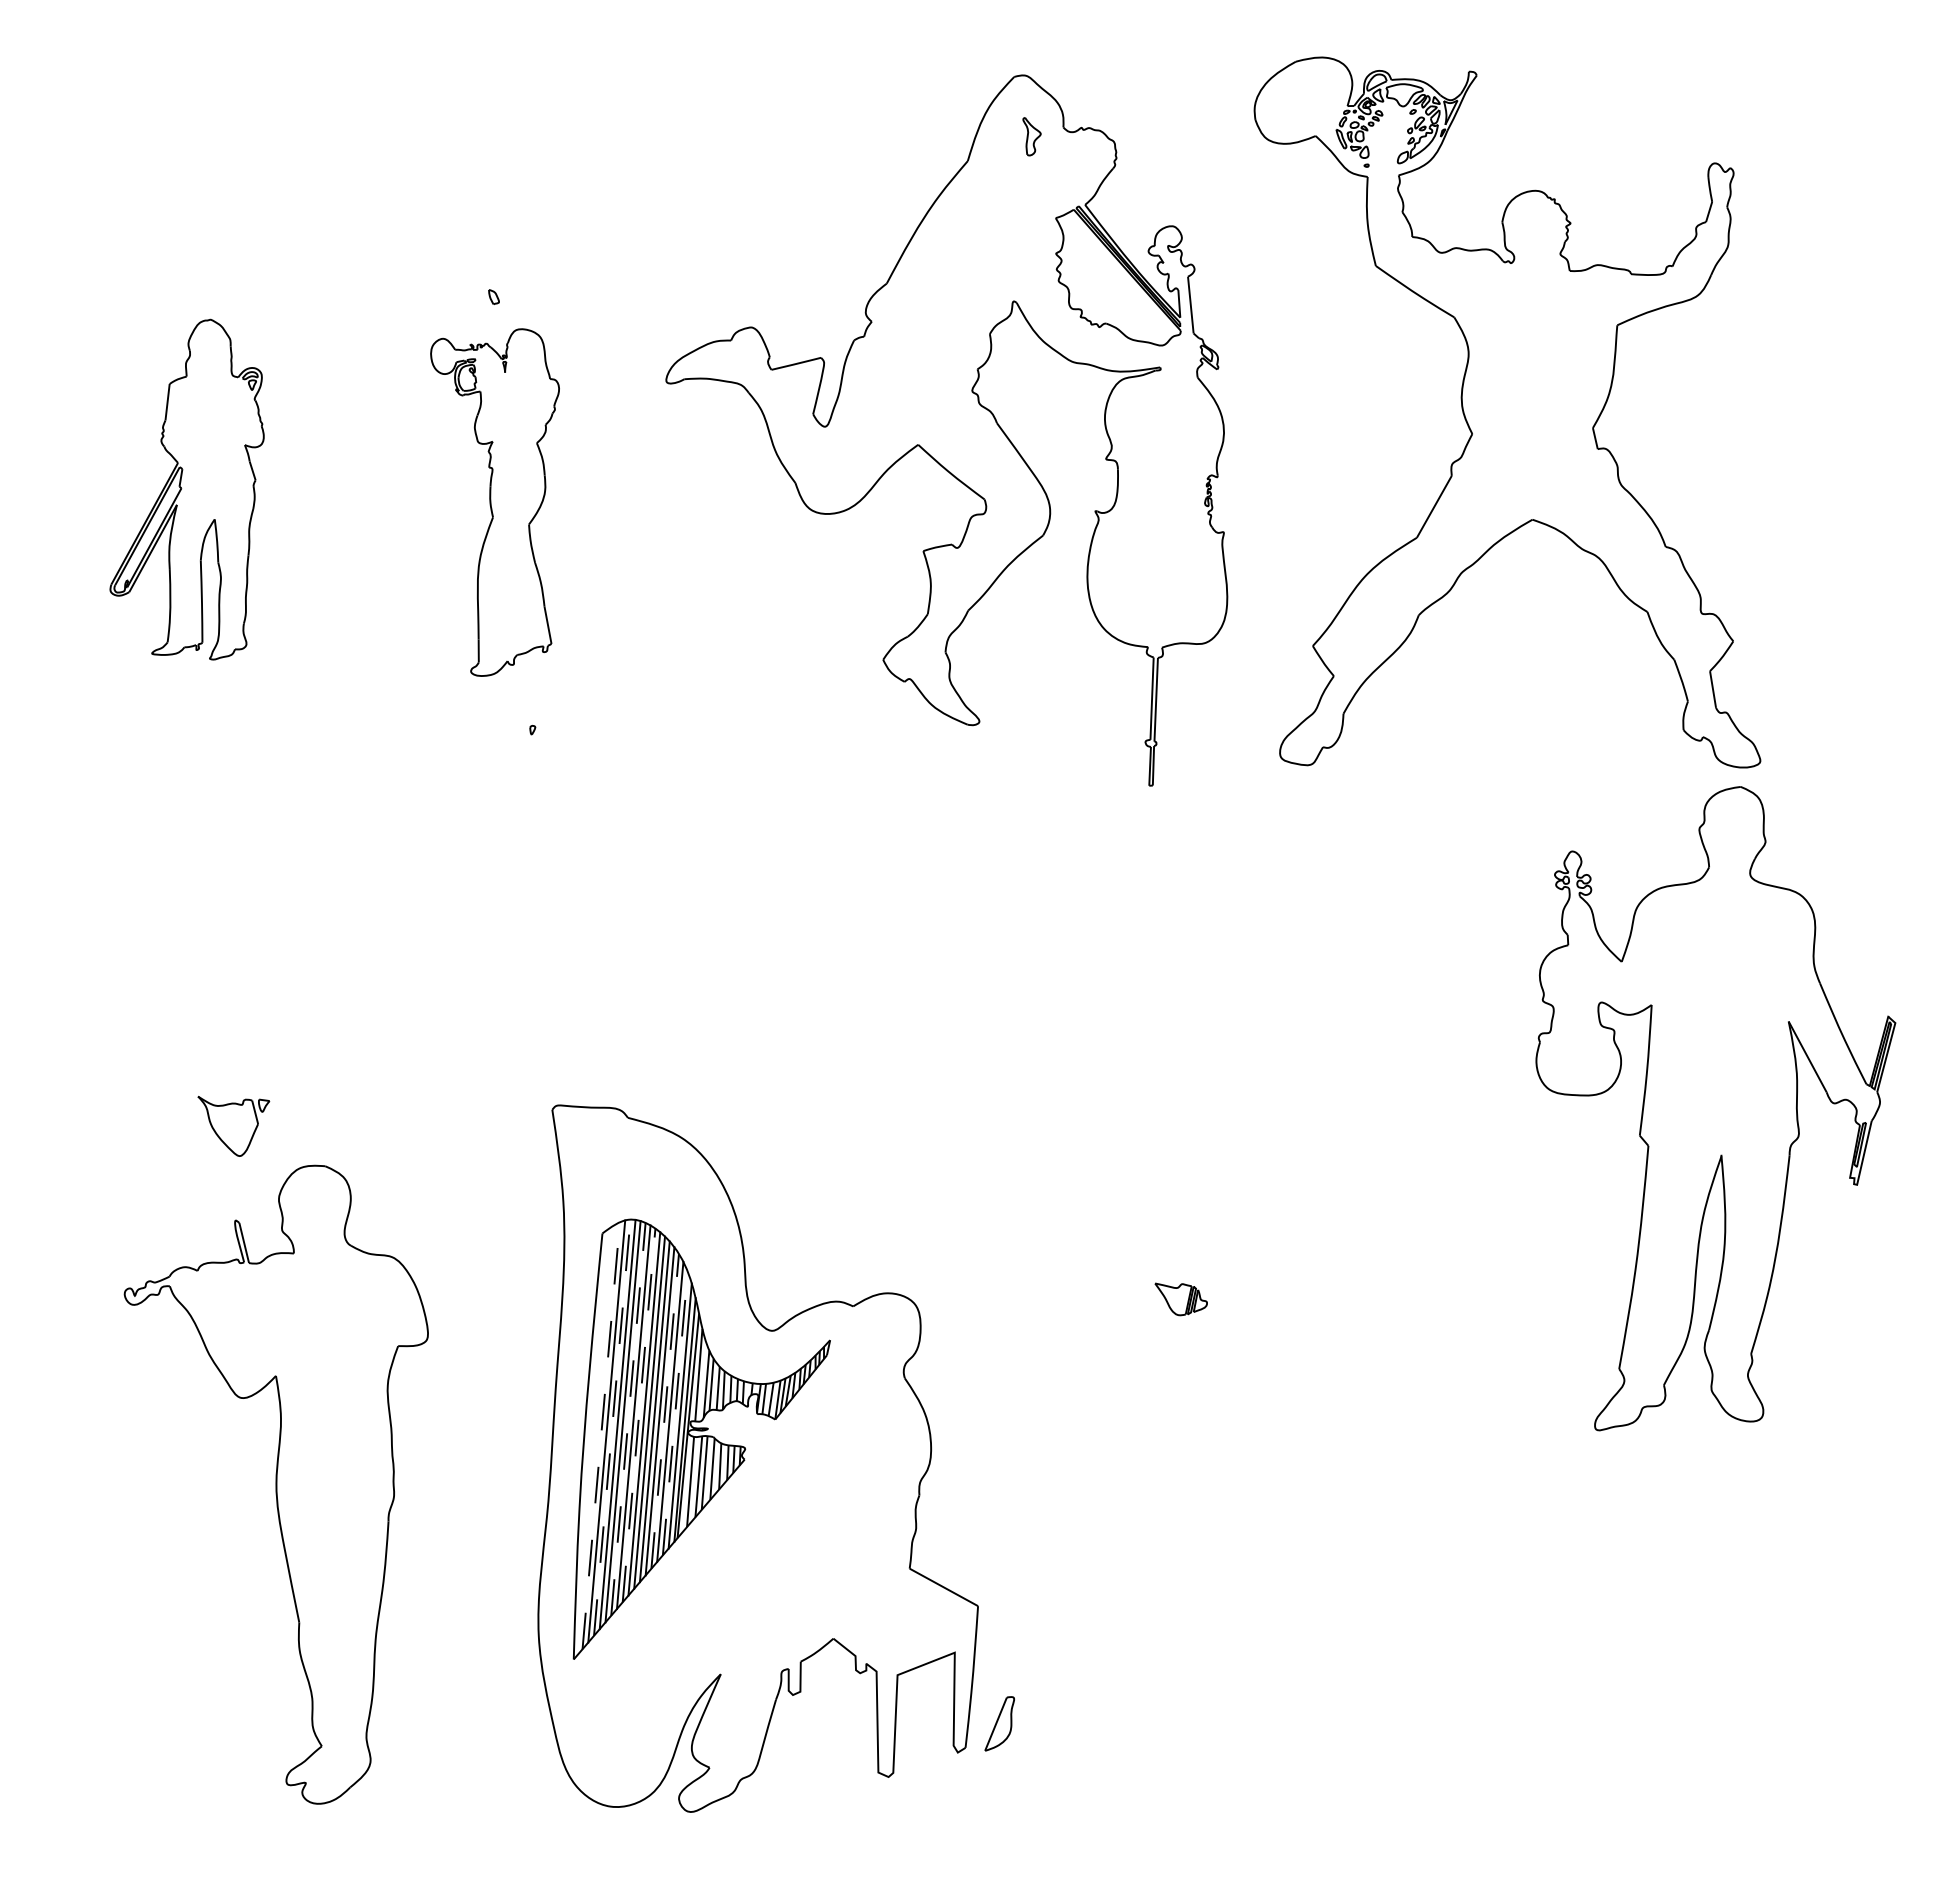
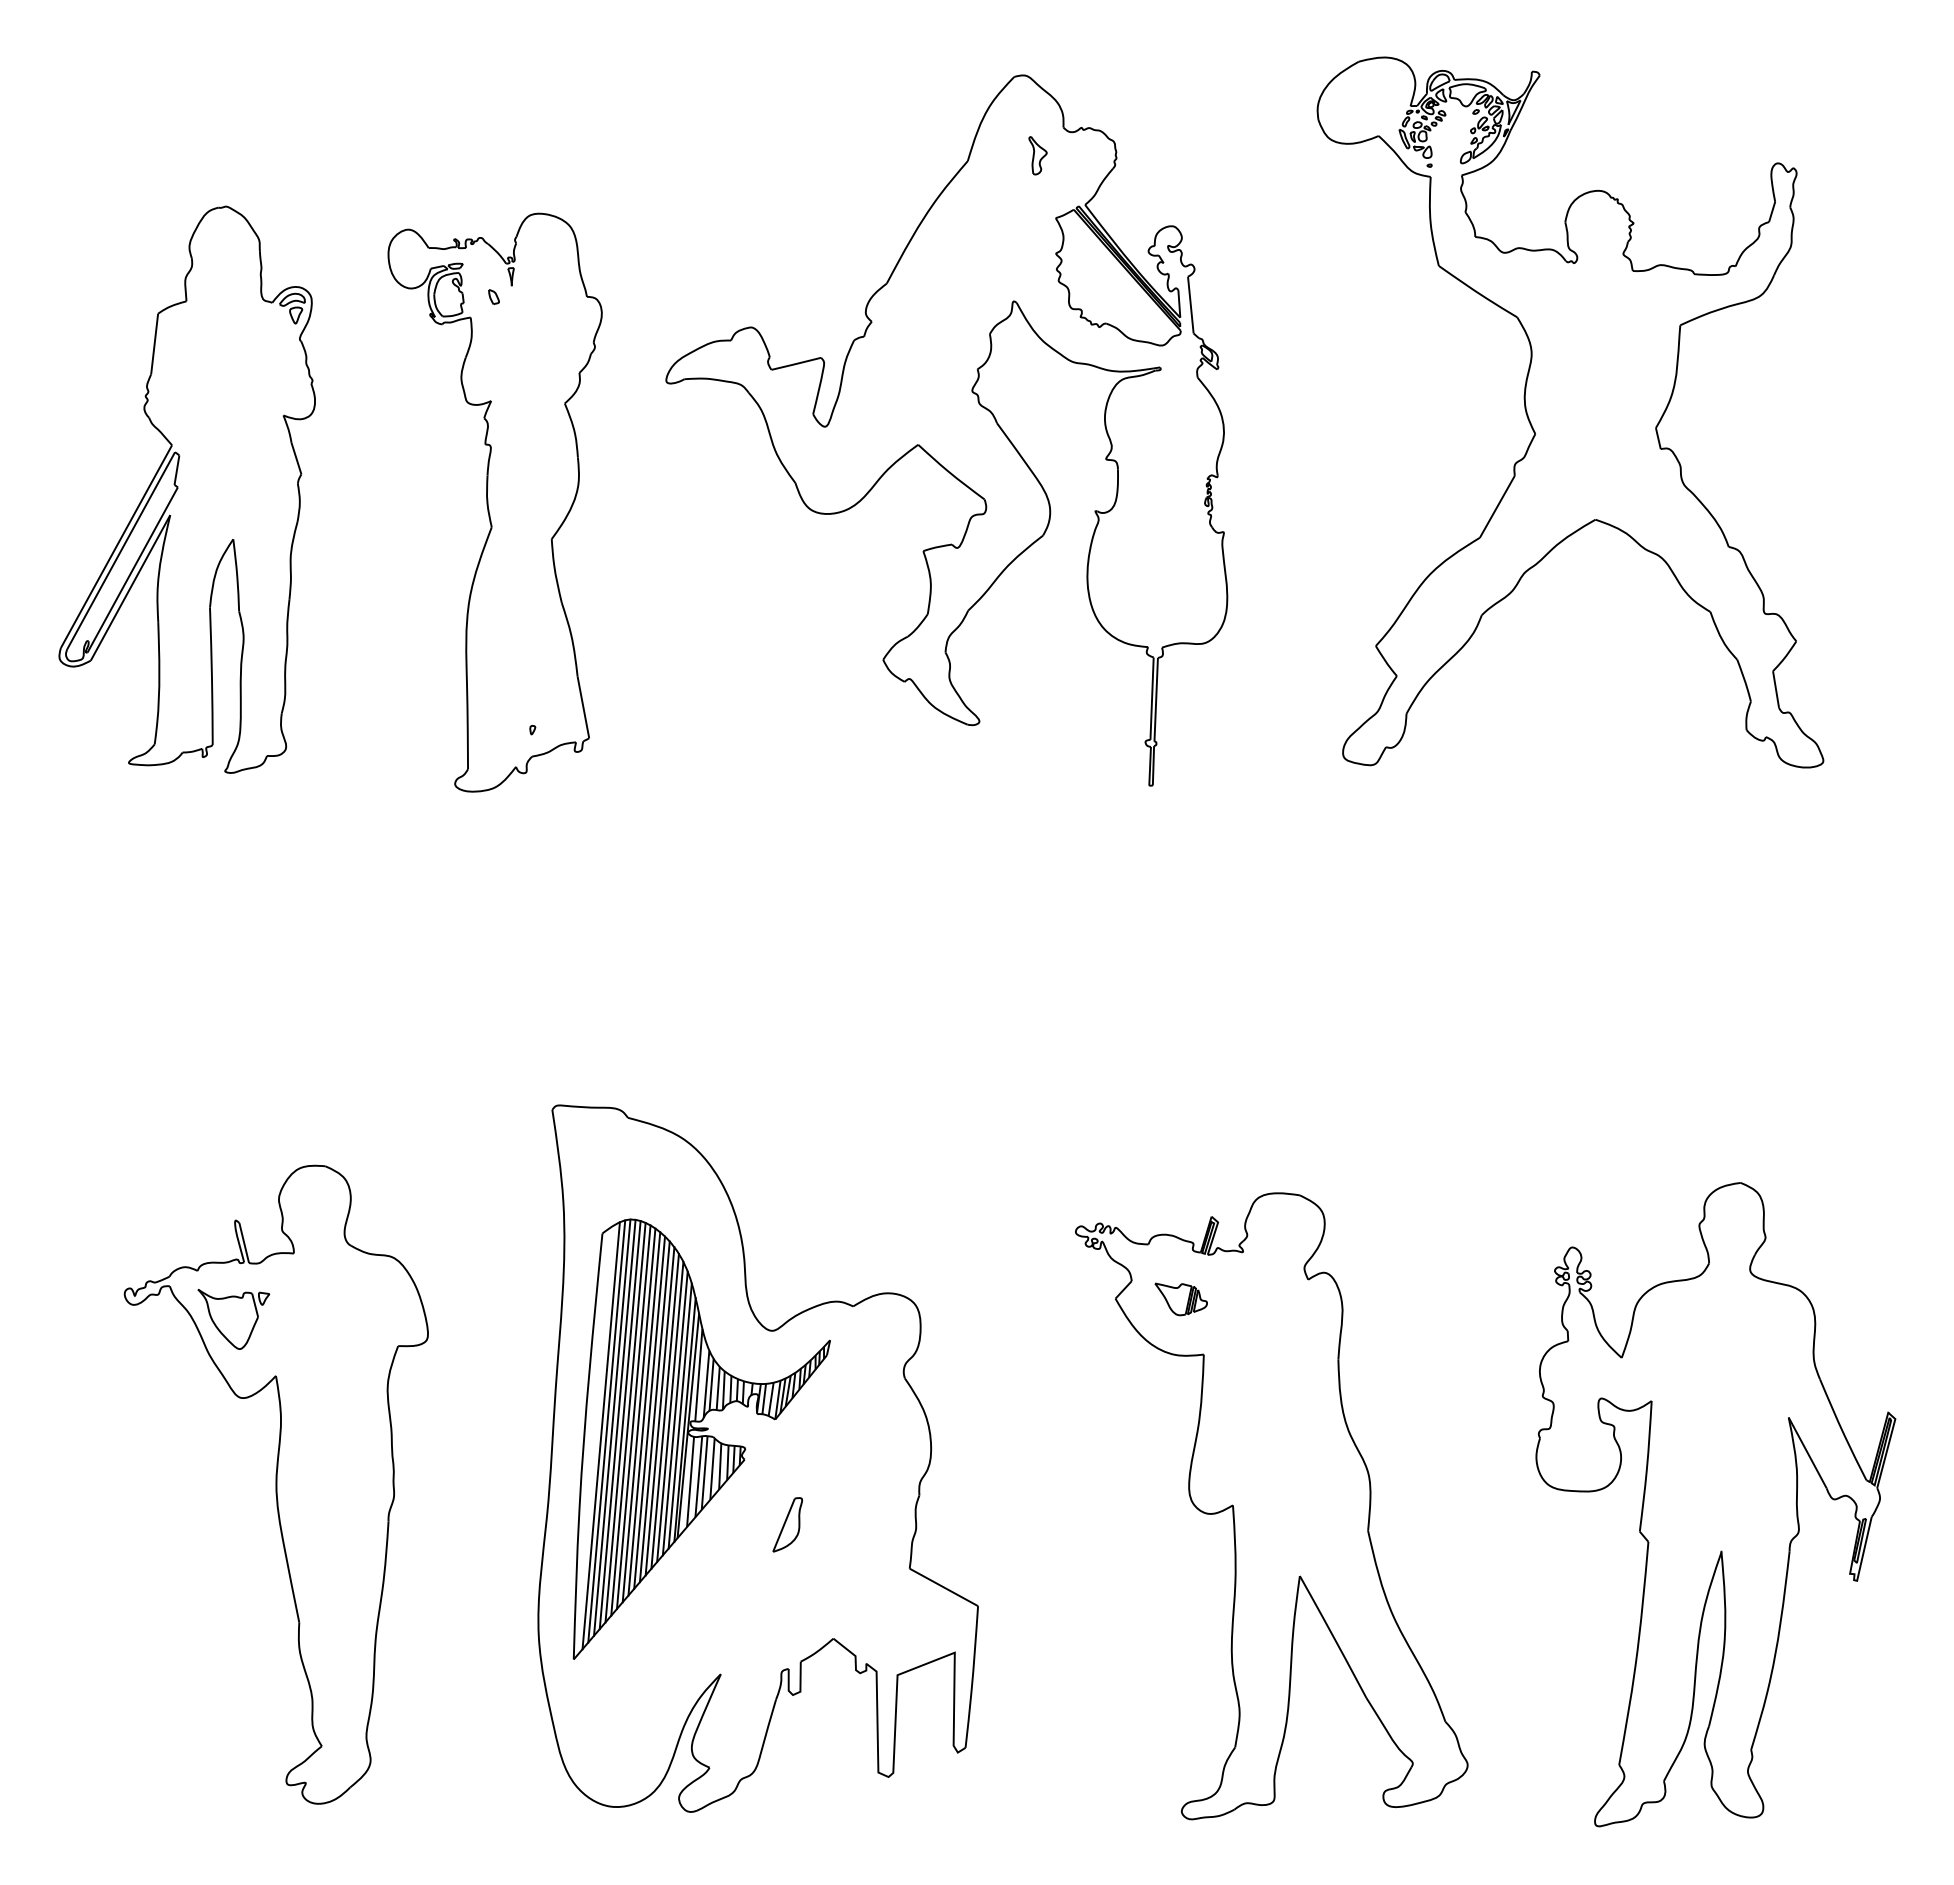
part position: (1031, 136) -> (1037, 155) (1037, 155)
part position: (1507, 412) -> (1570, 412) (1570, 412)
part size: 156x343 px -> 258x569 px (186, 489)
part size: 130x349 px -> 216x581 px (494, 502)
part position: (1715, 1108) -> (1715, 1504) (1715, 1504)
part position: (233, 1125) -> (233, 1318) (233, 1318)
line: dashed -> solid (665, 1410)
line: dashed -> solid (675, 1412)
line: dashed -> solid (639, 1415)
line: dashed -> solid (628, 1418)
line: dashed -> solid (612, 1427)
line: dashed -> solid (601, 1435)
part: none -> present (1271, 1506)
part position: (999, 1723) -> (787, 1524) (787, 1524)
